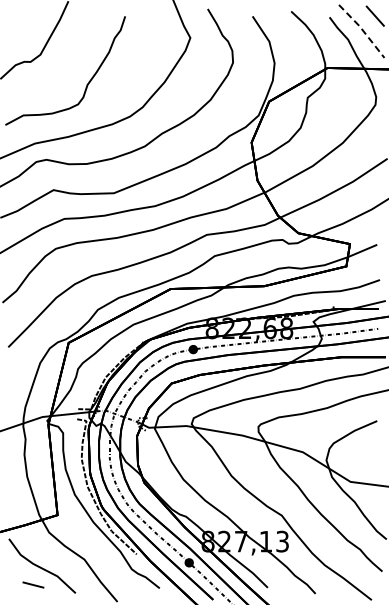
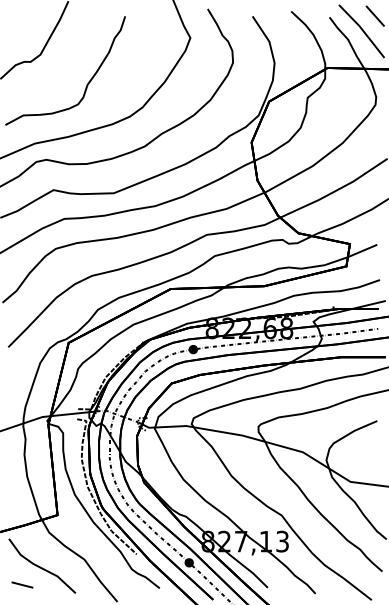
line: dashed -> solid (362, 29)
line position: (33, 584) -> (22, 584) (22, 584)
